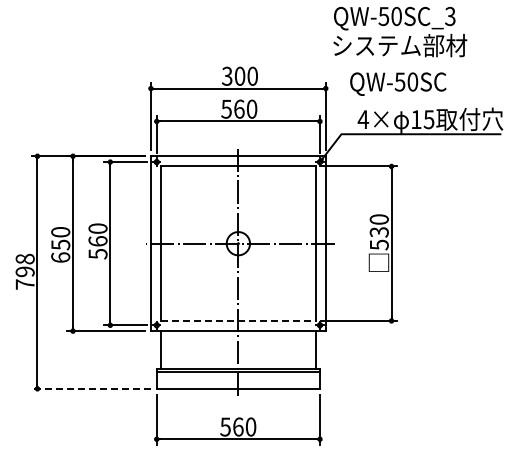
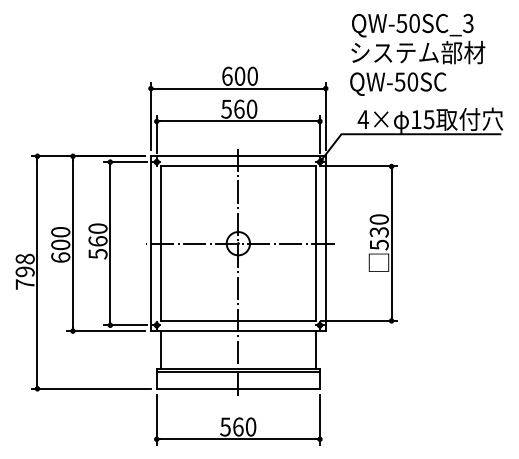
text position: (400, 31) -> (418, 38) (418, 38)
text: 300 -> 600 (226, 75)
text: 650 -> 600 (60, 244)
line: dashed -> solid (238, 320)
line: dashed -> solid (91, 388)
